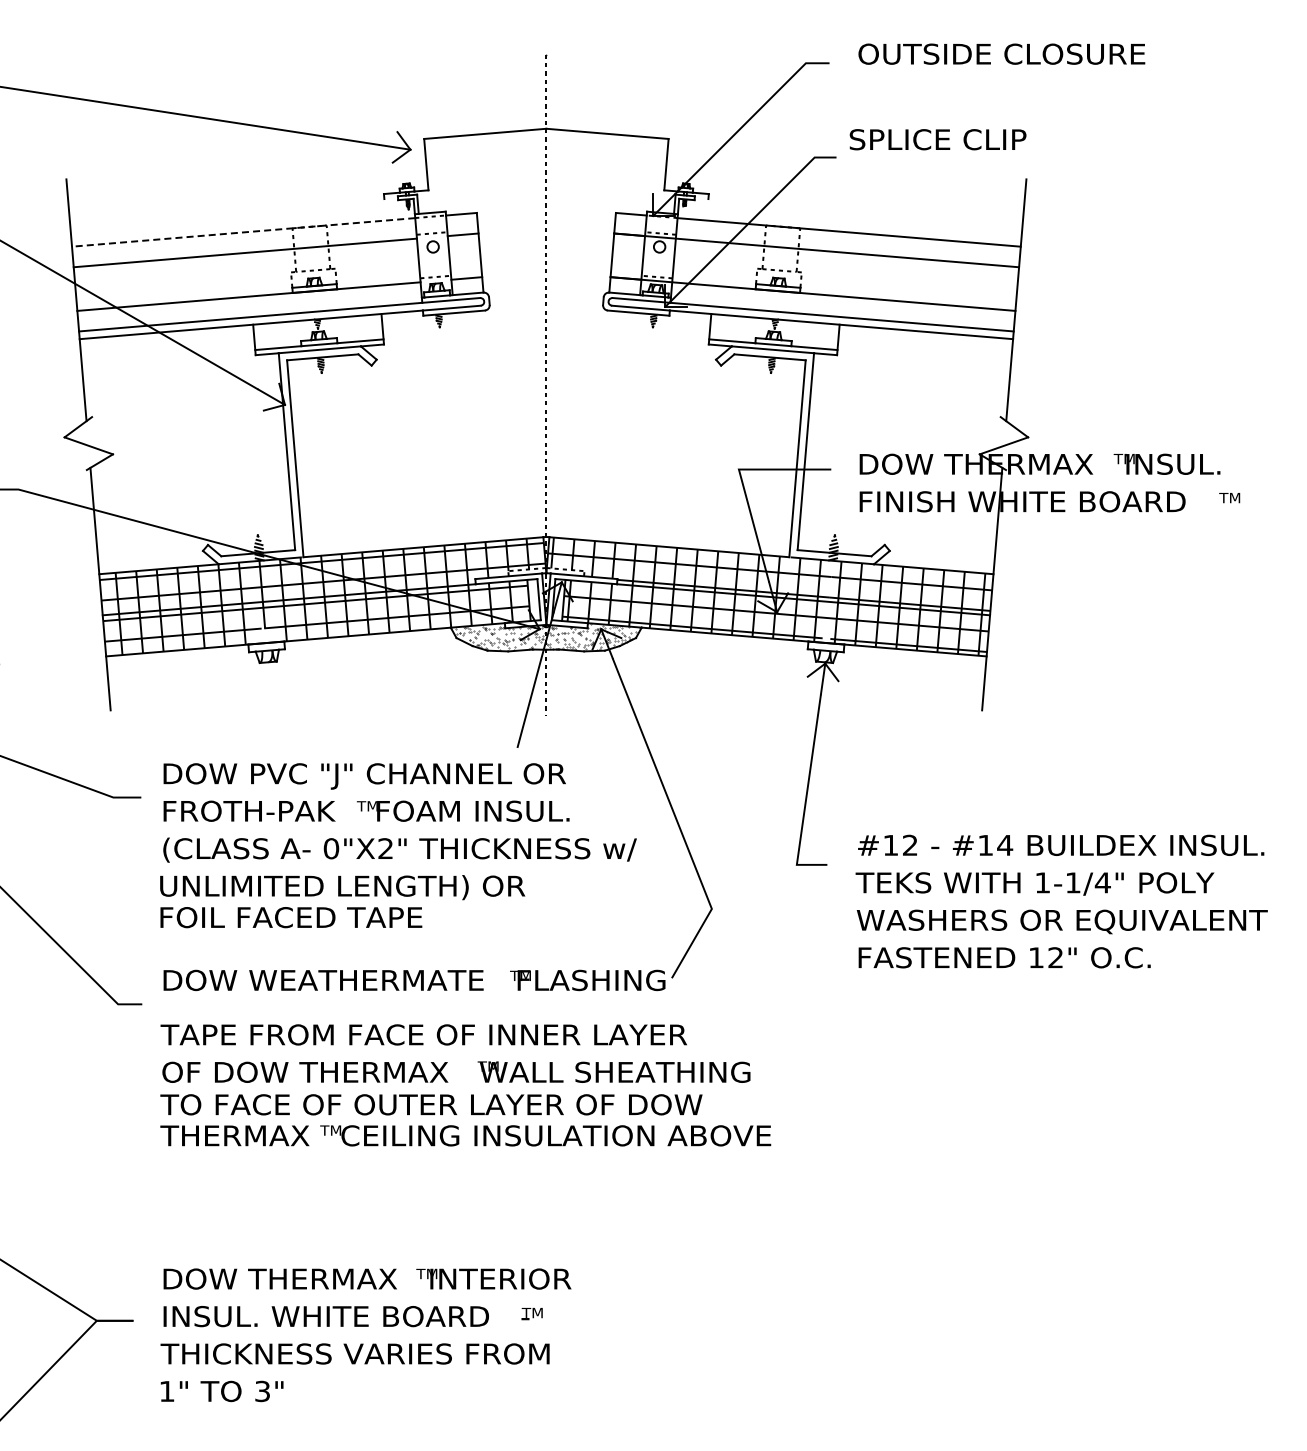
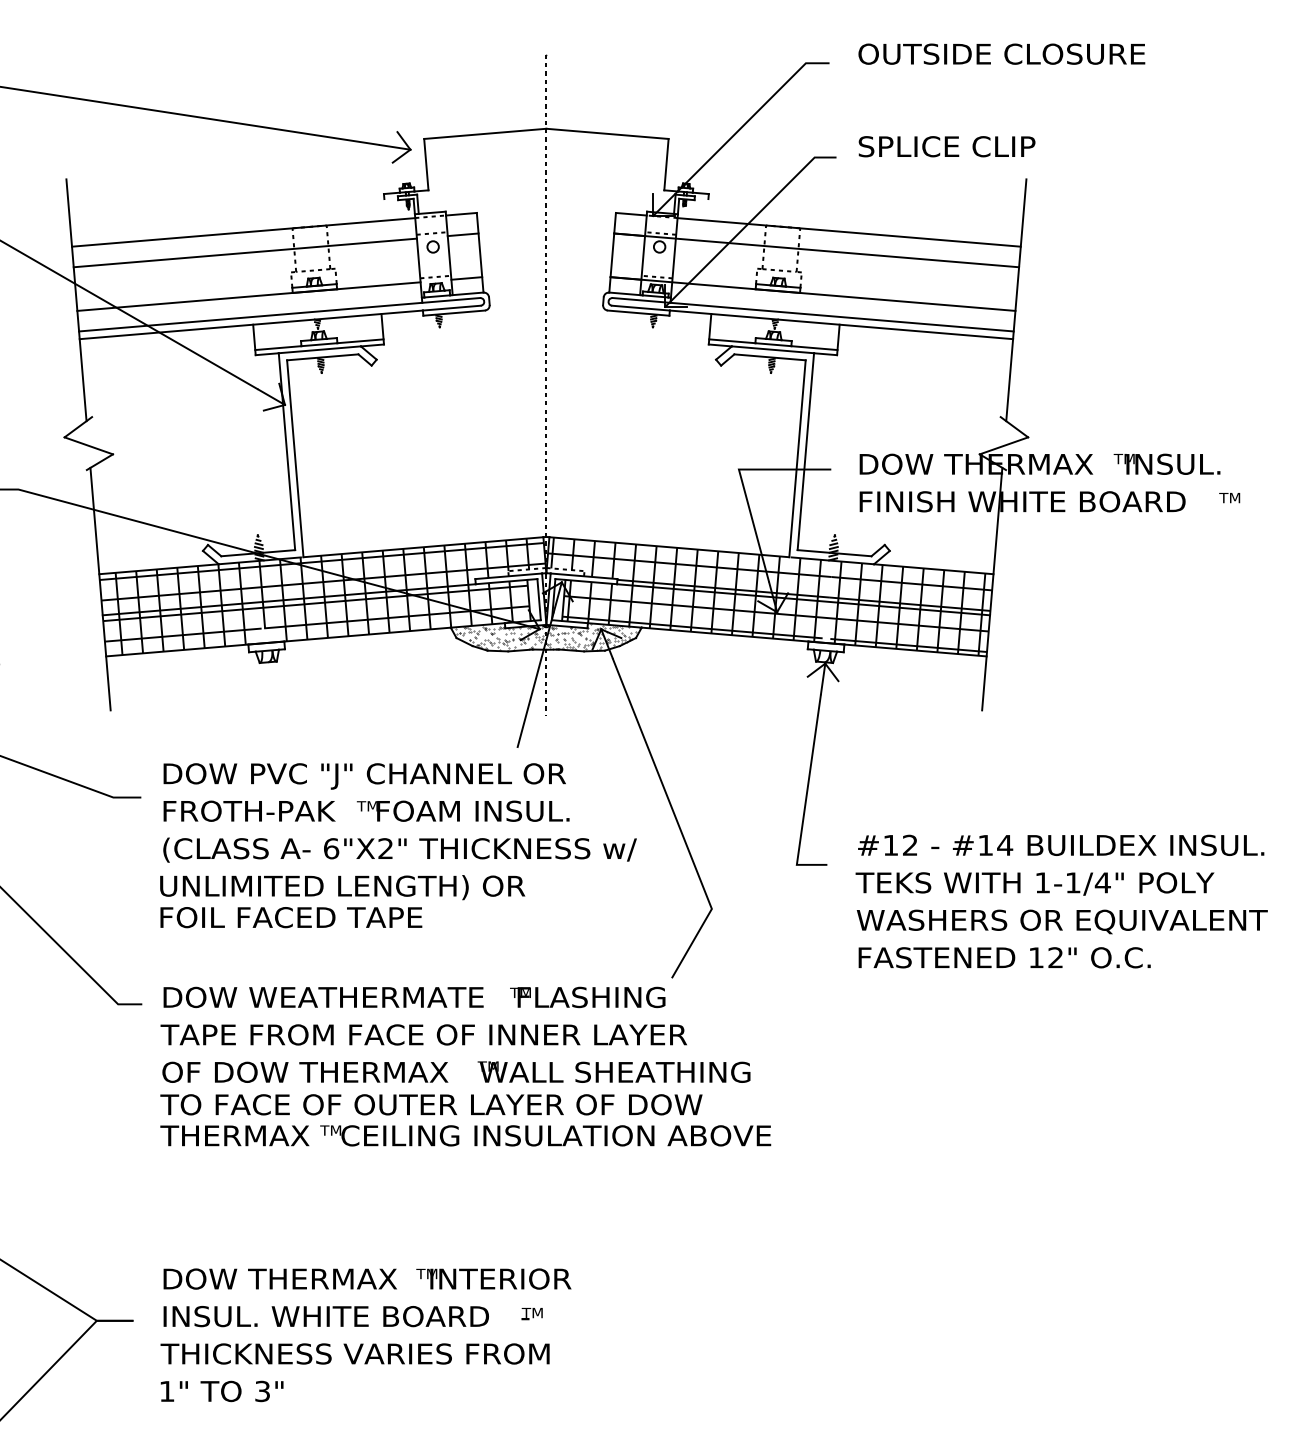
text position: (937, 139) -> (946, 146) (946, 146)
line: dashed -> solid (243, 232)
text: 0"X2" -> 6"X2" (331, 848)
text position: (414, 980) -> (414, 997) (414, 997)
